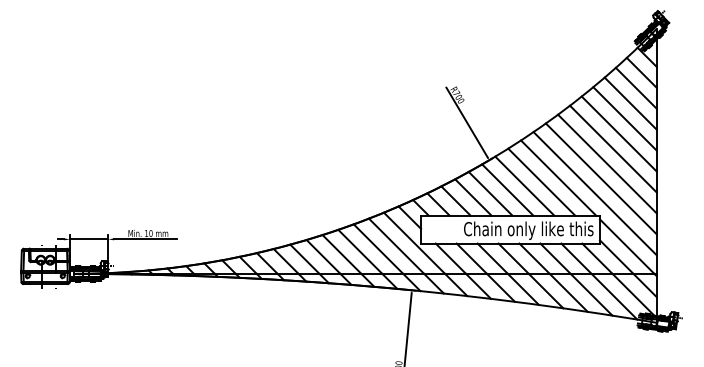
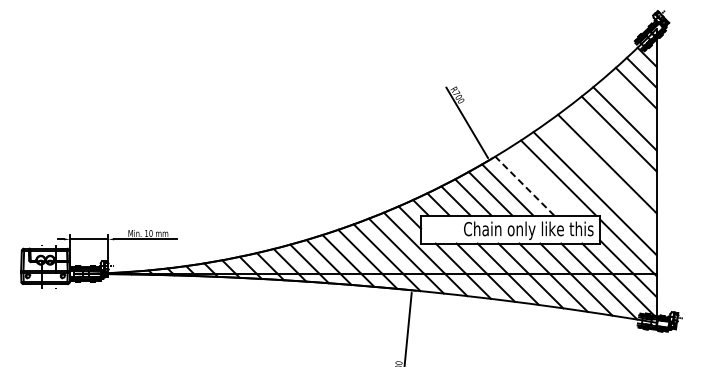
line: present -> none (630, 103)
line: present -> none (613, 148)
line: present -> none (600, 178)
line: present -> none (541, 181)
line: solid -> dashed (524, 186)
